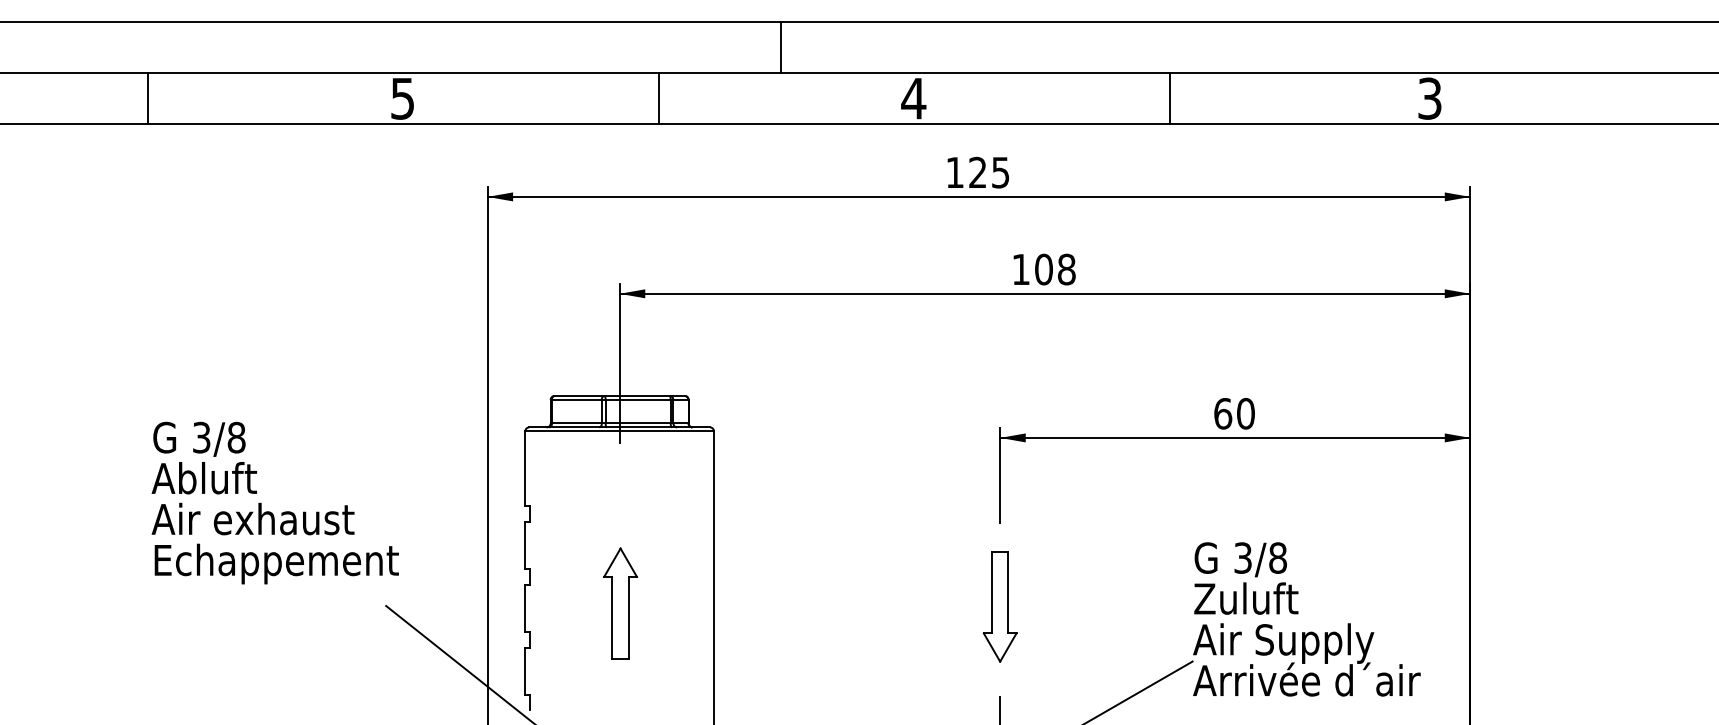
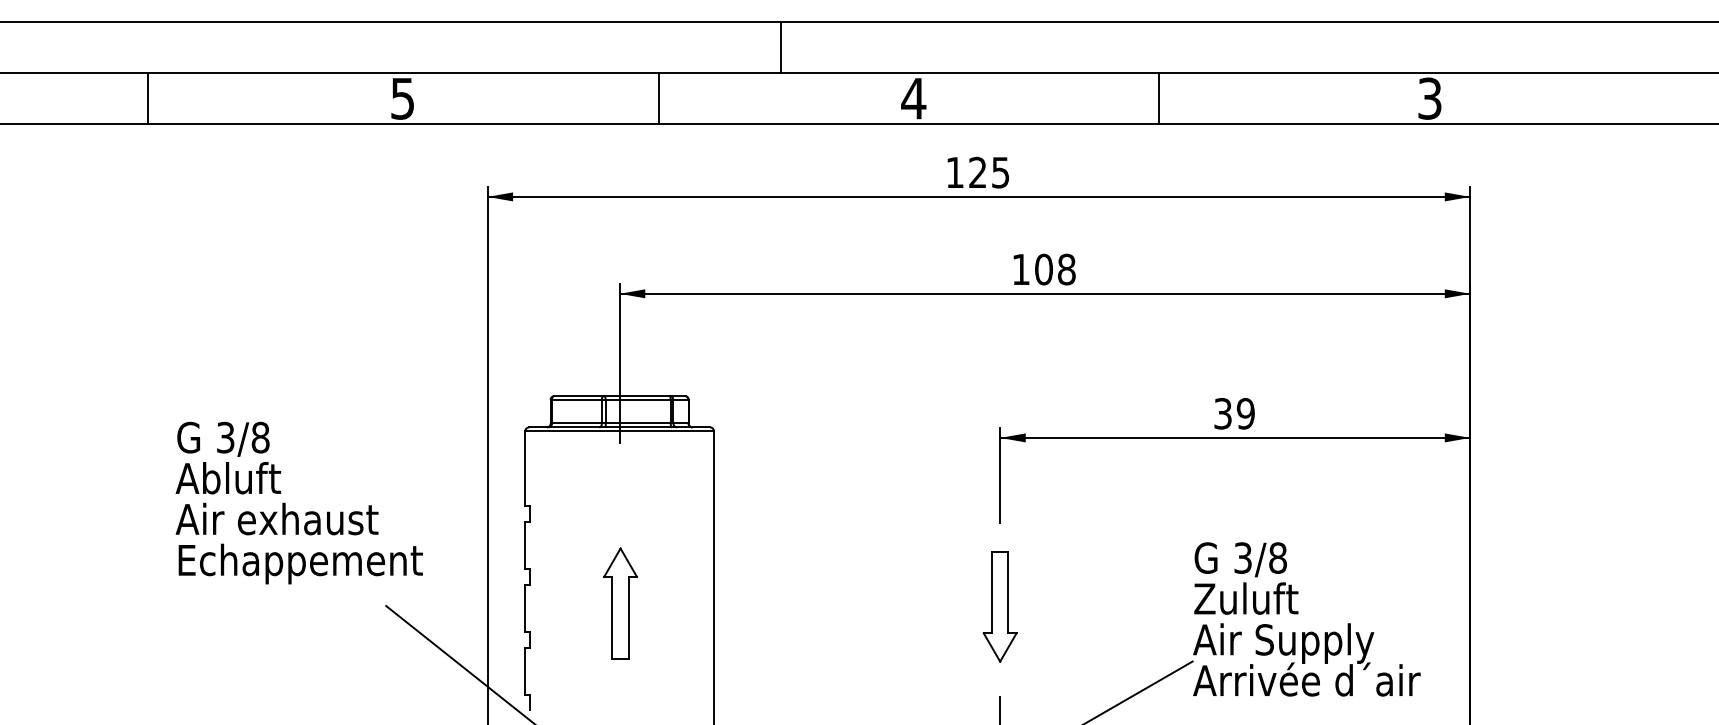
line position: (1169, 98) -> (1158, 98) (1158, 98)
text: 60 -> 39 (1234, 413)
part position: (270, 511) -> (294, 511) (294, 511)
